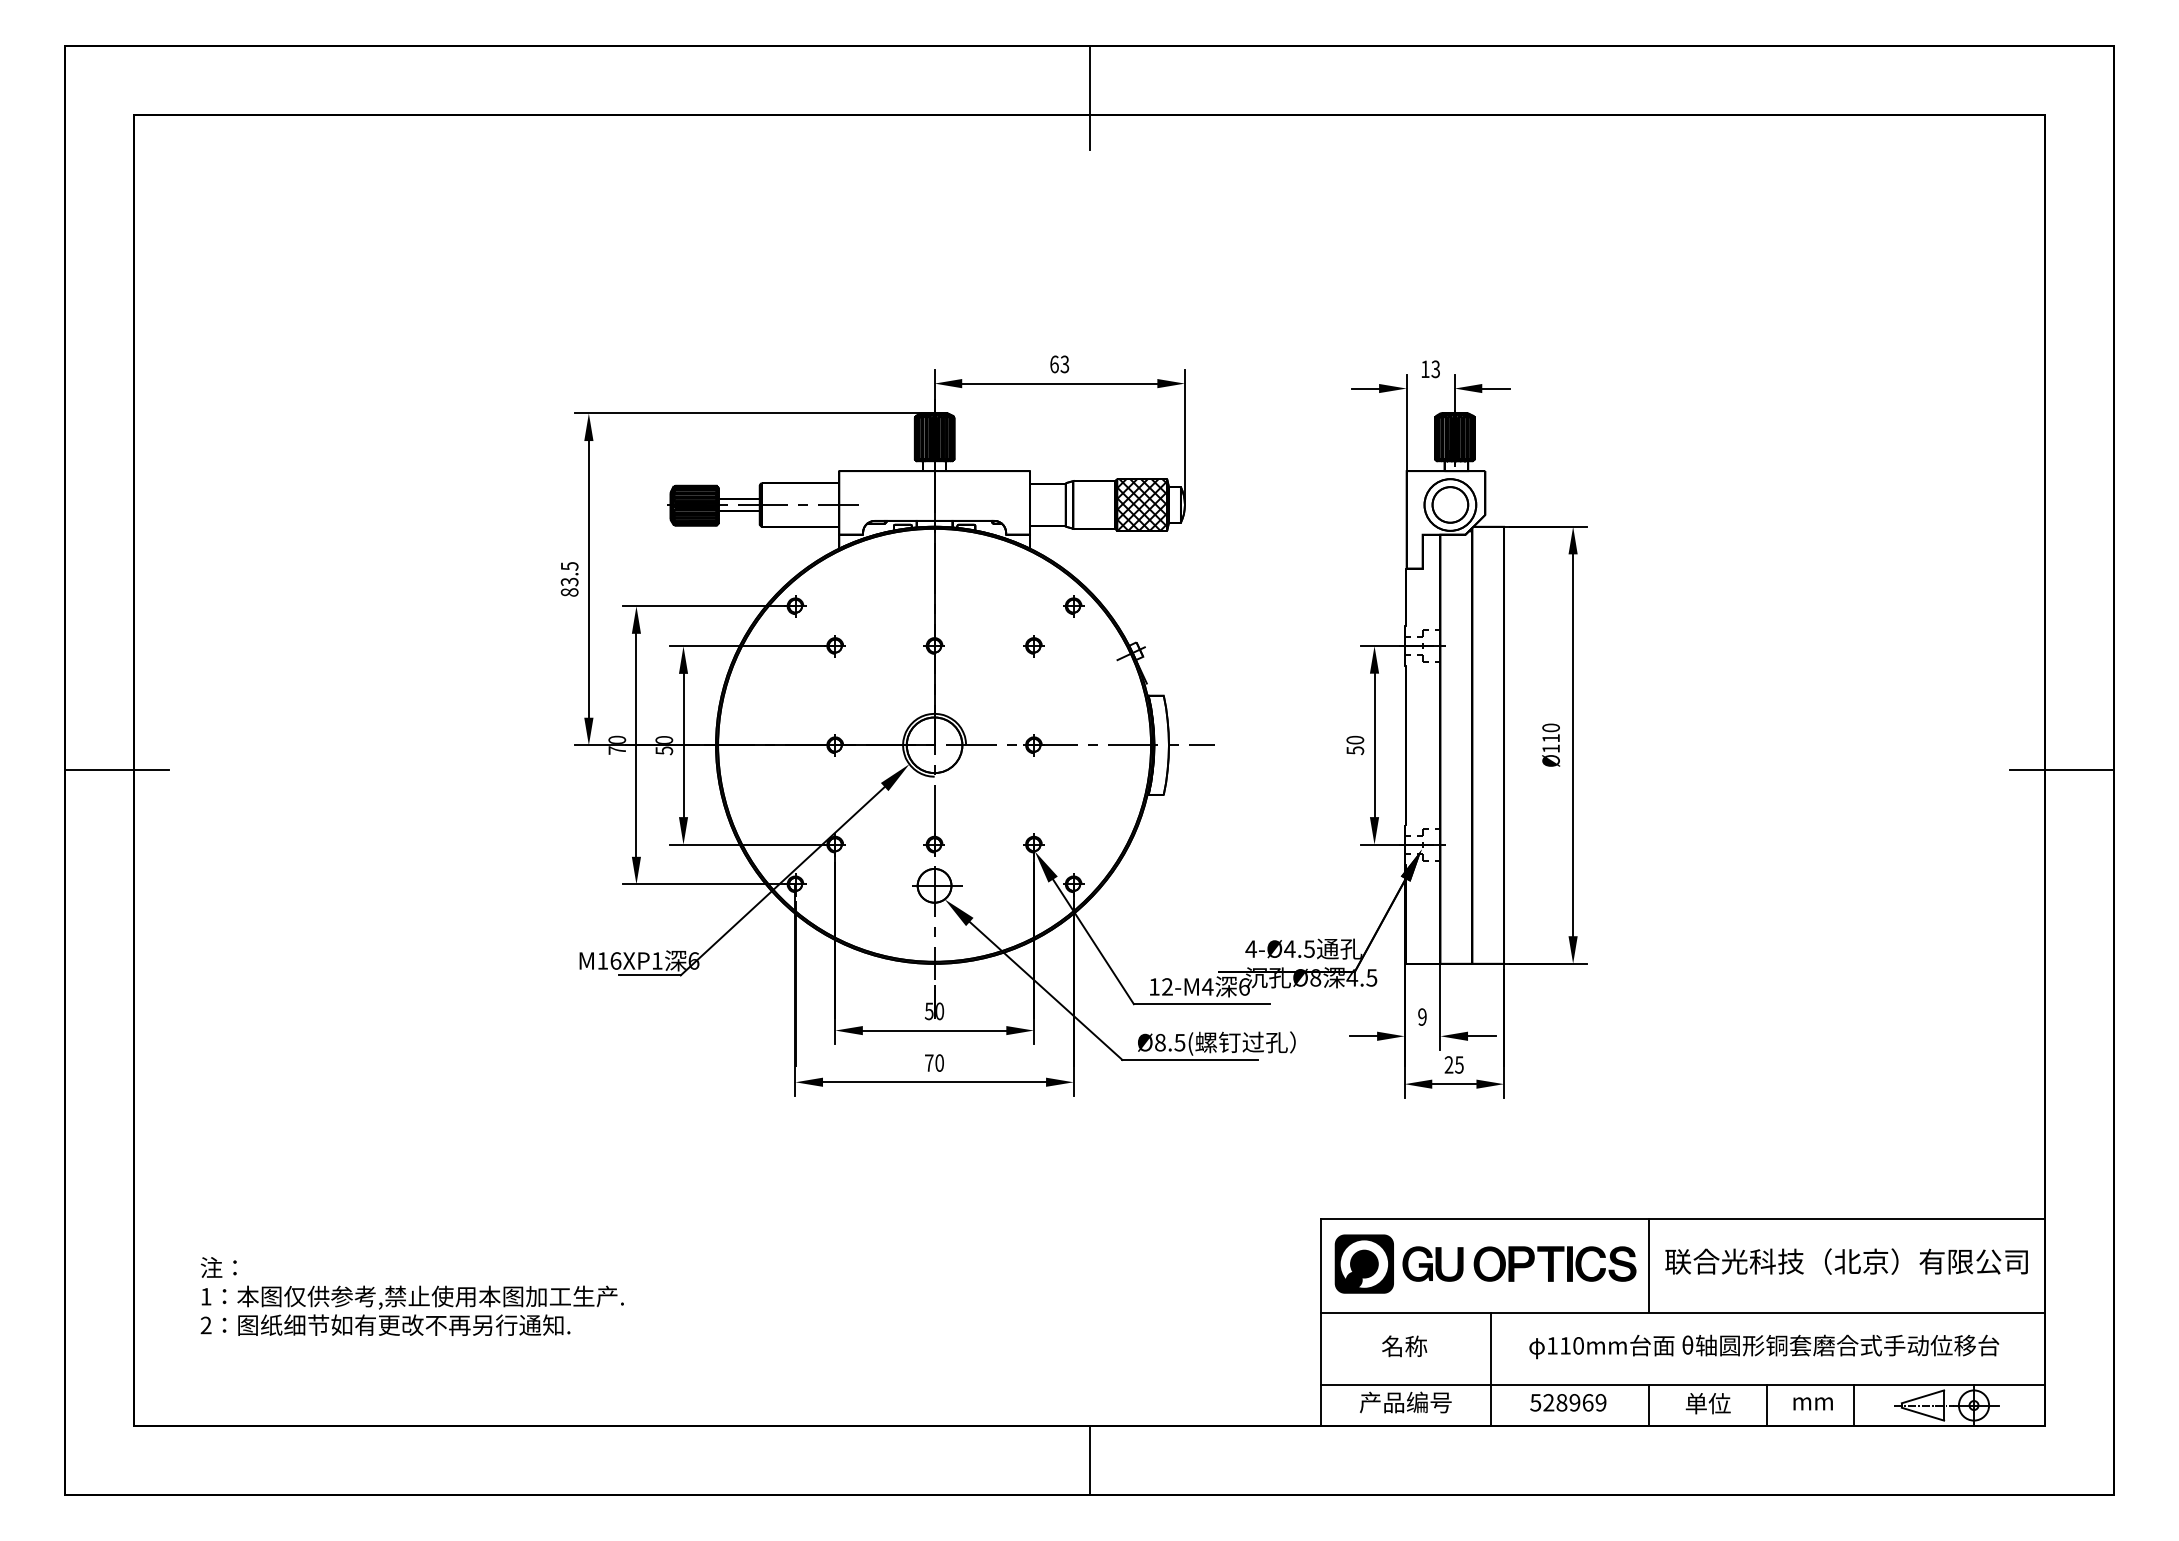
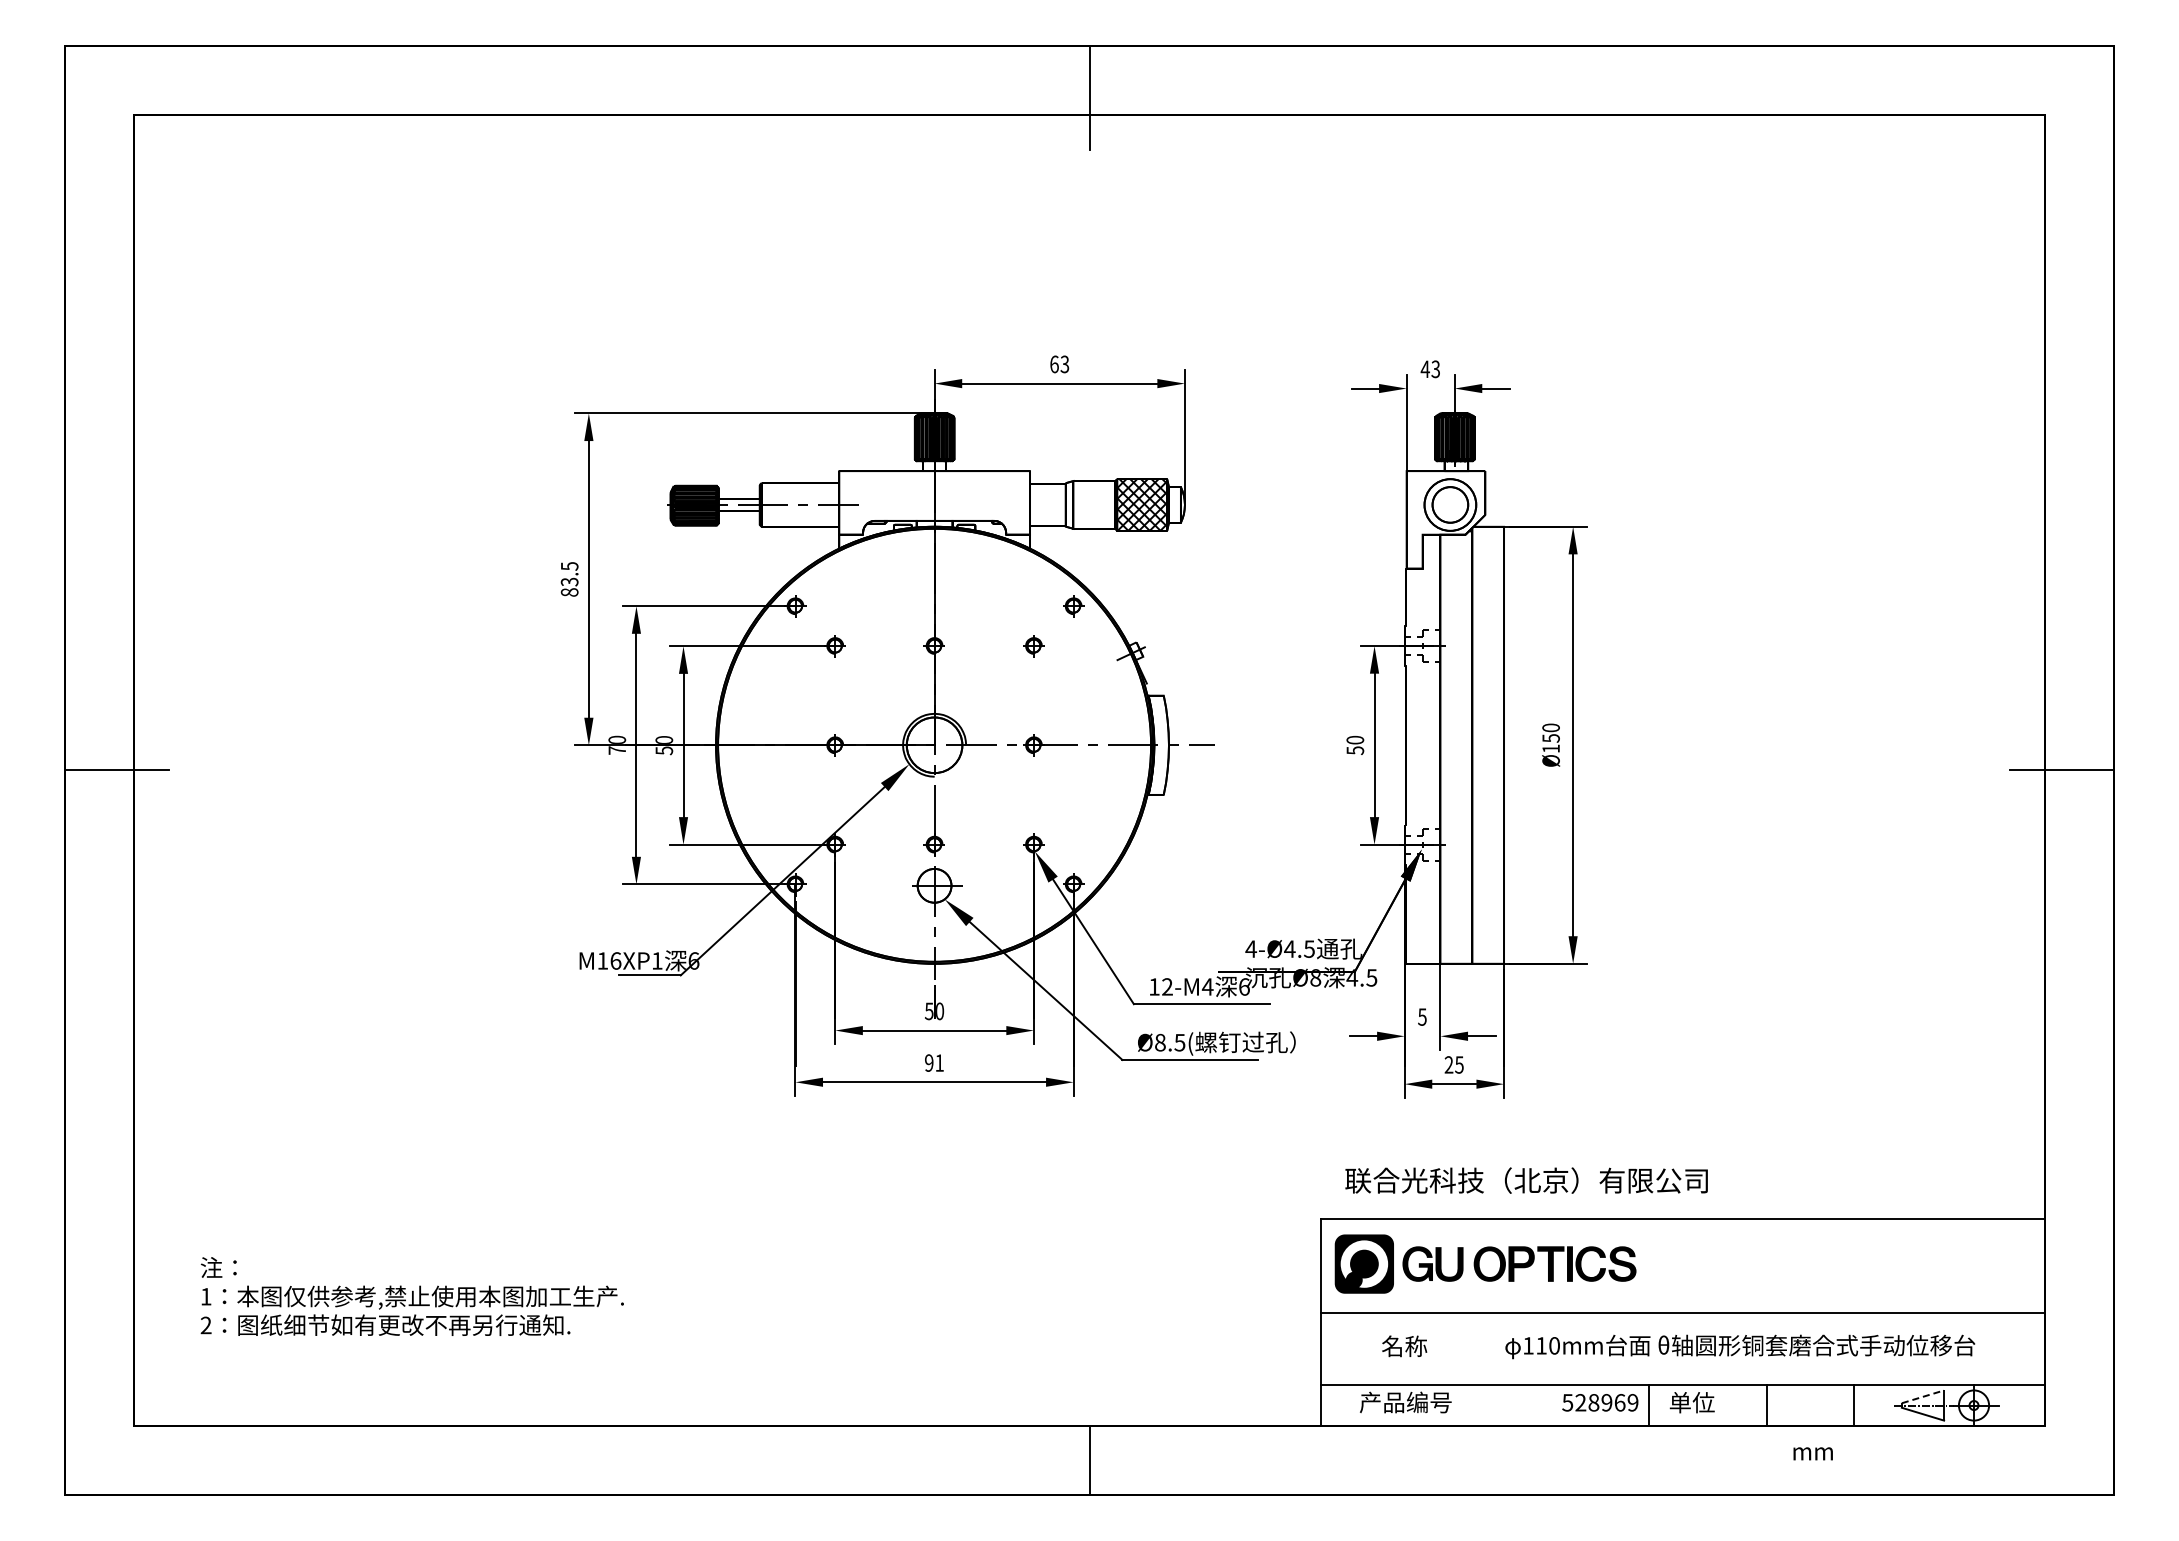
text: 13 -> 43 (1424, 368)
text: Ø110 -> Ø150 (1550, 738)
text: 9 -> 5 (1422, 1016)
text: 70 -> 91 (934, 1062)
text position: (1846, 1261) -> (1526, 1180) (1526, 1180)
line: present -> none (1649, 1265)
text position: (1764, 1346) -> (1740, 1346) (1740, 1346)
line: present -> none (1491, 1369)
line: solid -> dashed (1923, 1396)
text position: (1568, 1402) -> (1600, 1402) (1600, 1402)
text position: (1707, 1403) -> (1691, 1402) (1691, 1402)
text position: (1812, 1403) -> (1812, 1453) (1812, 1453)
